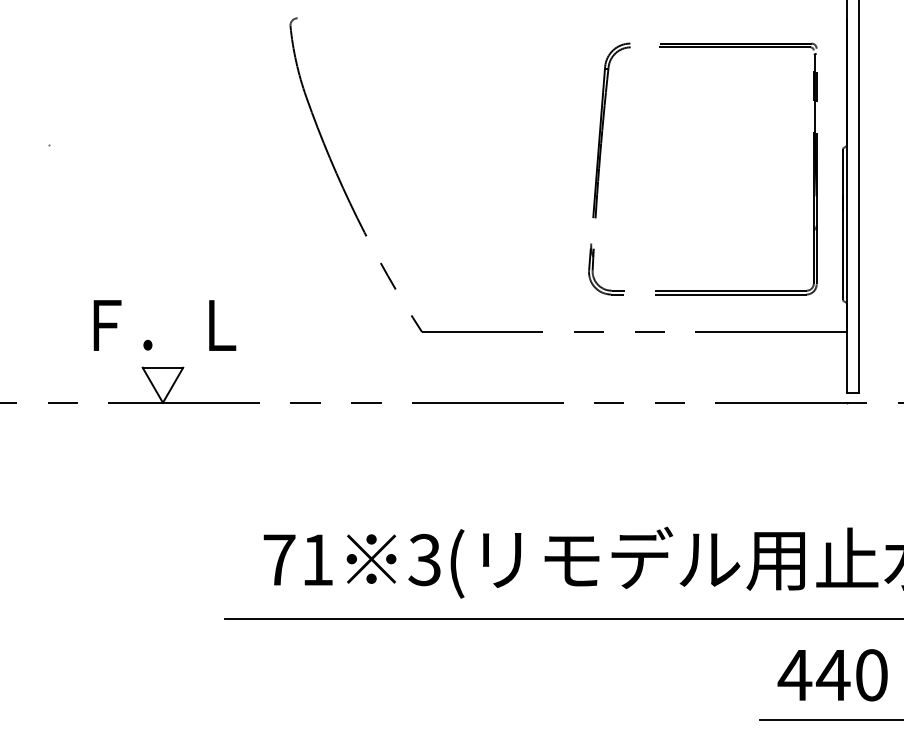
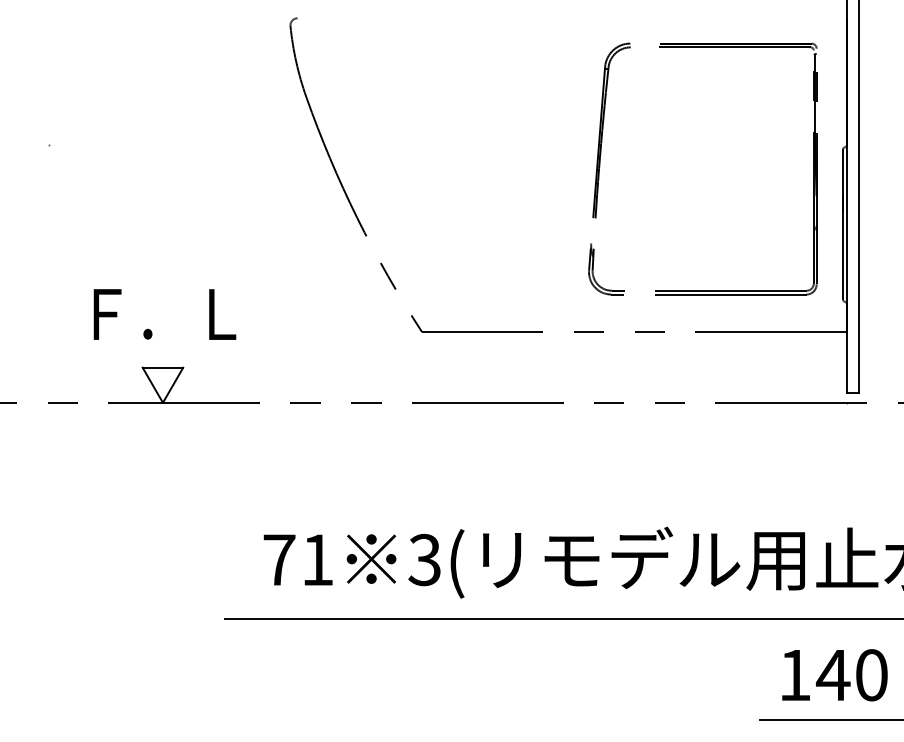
text position: (164, 325) -> (164, 314) (164, 314)
text: 440 -> 140 (794, 675)
